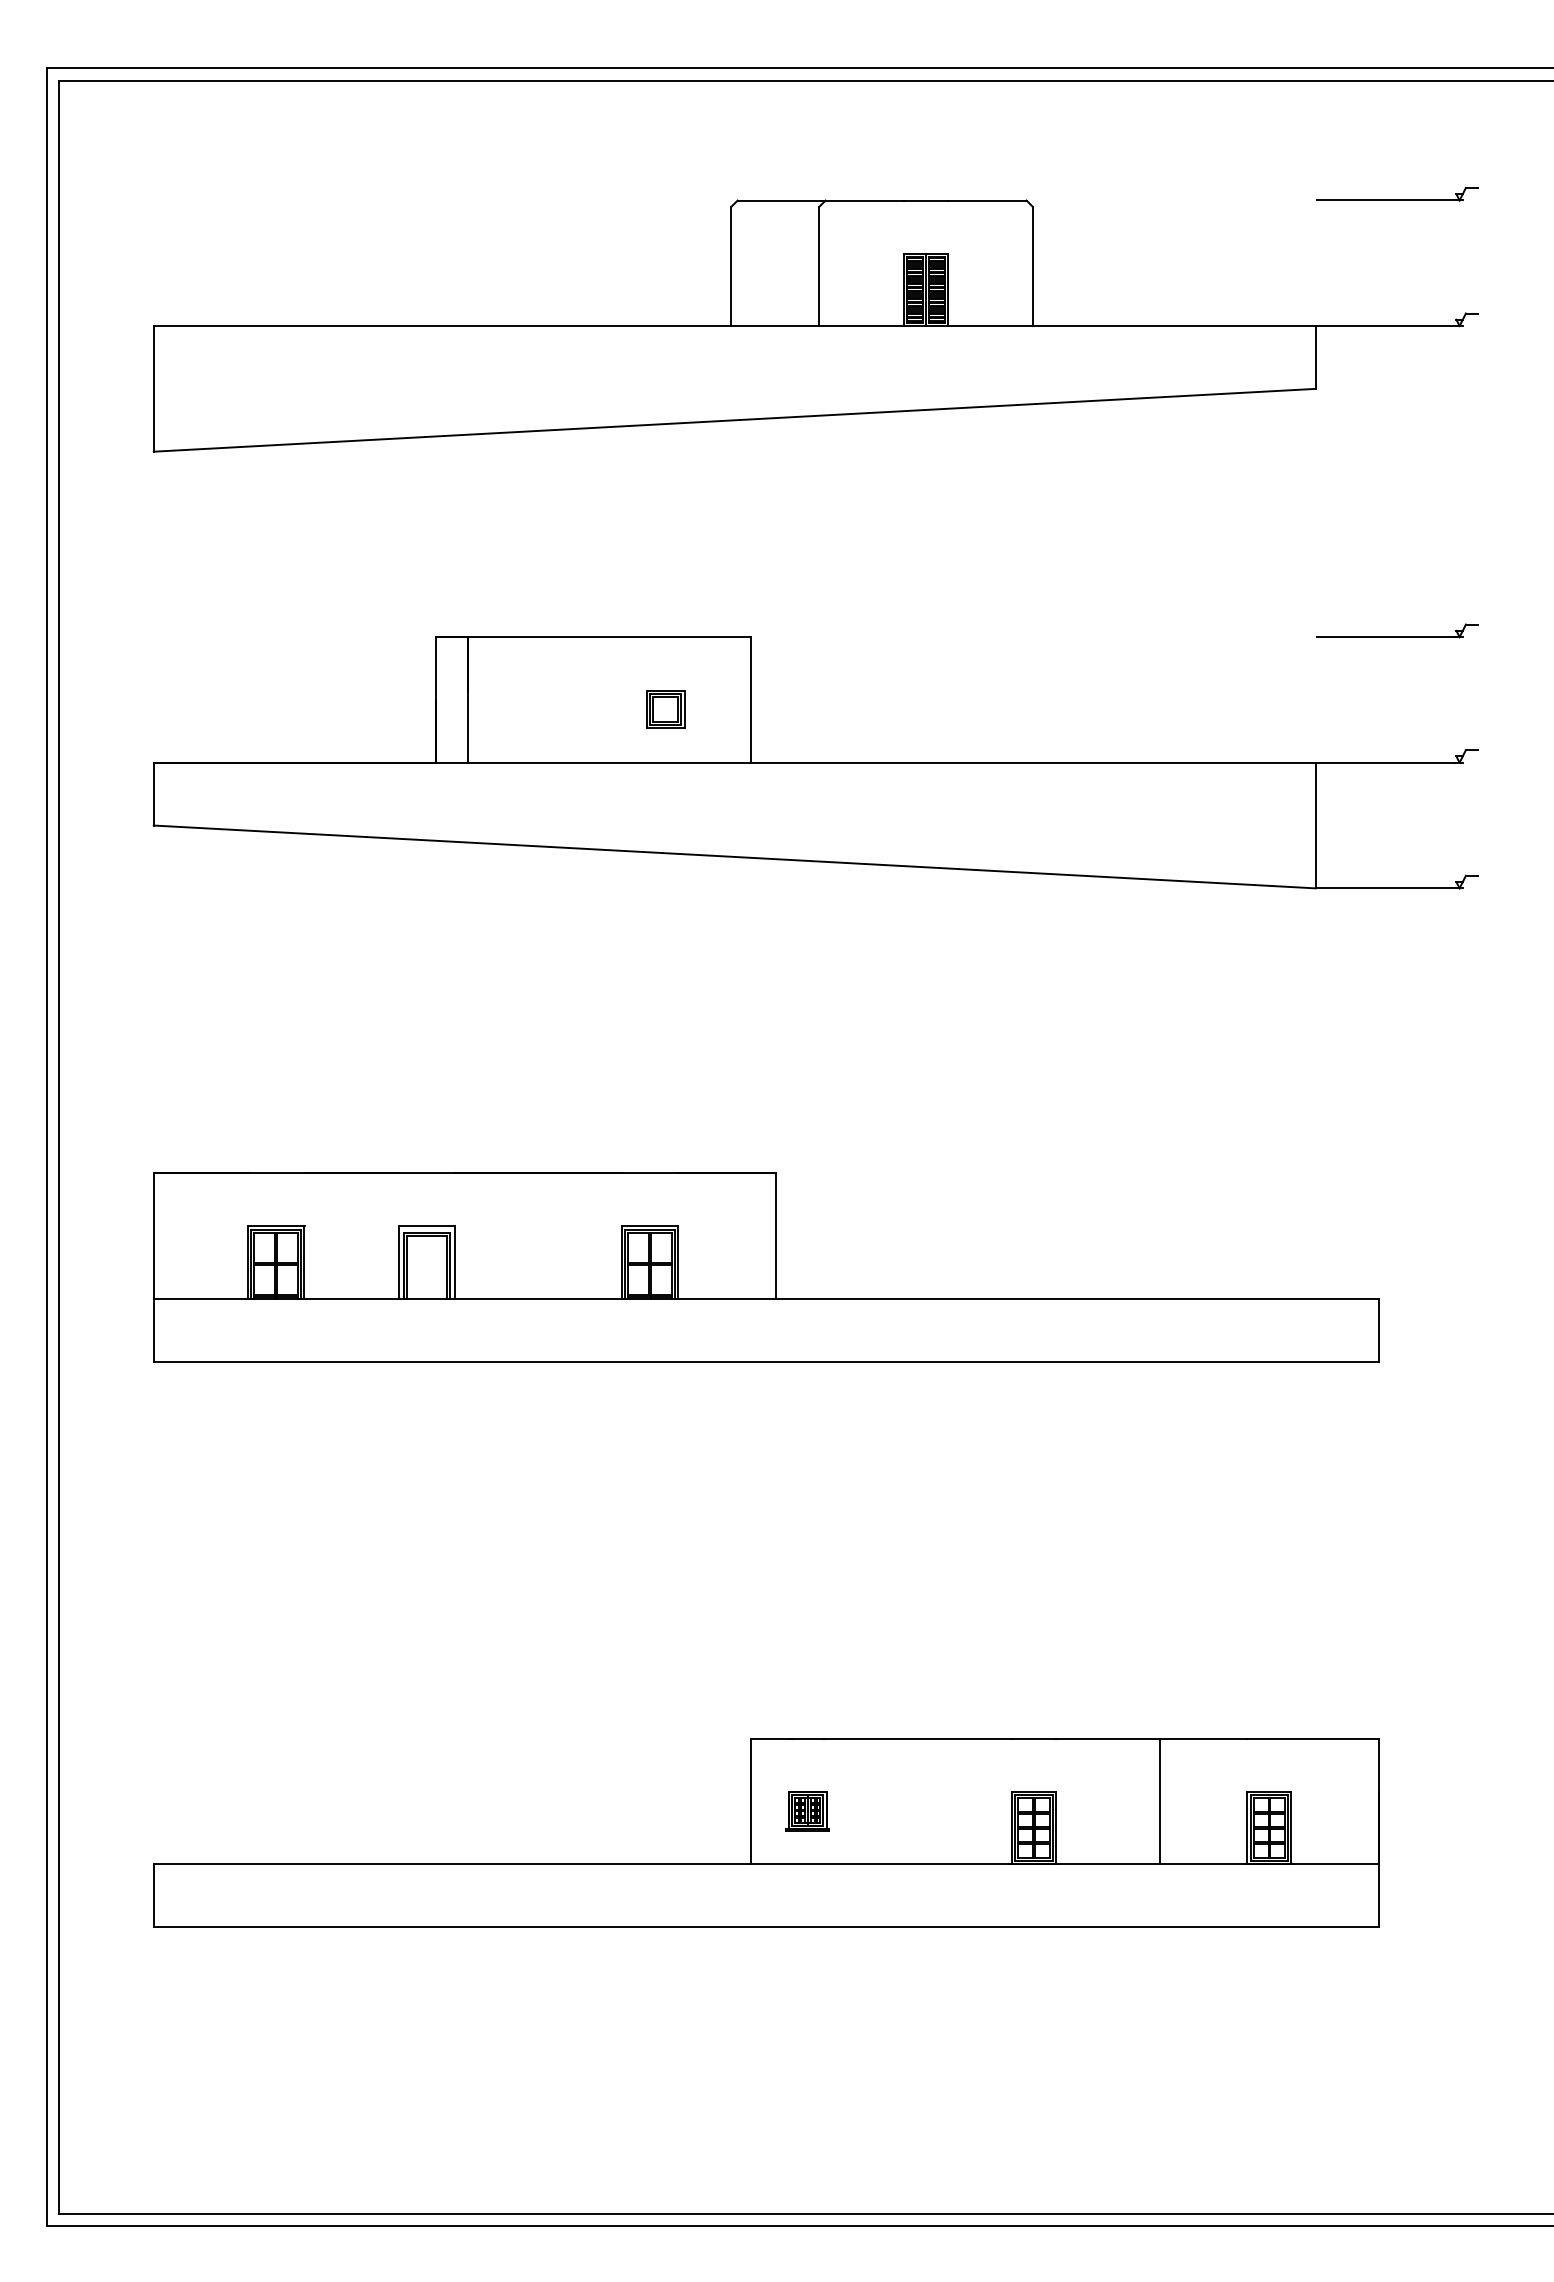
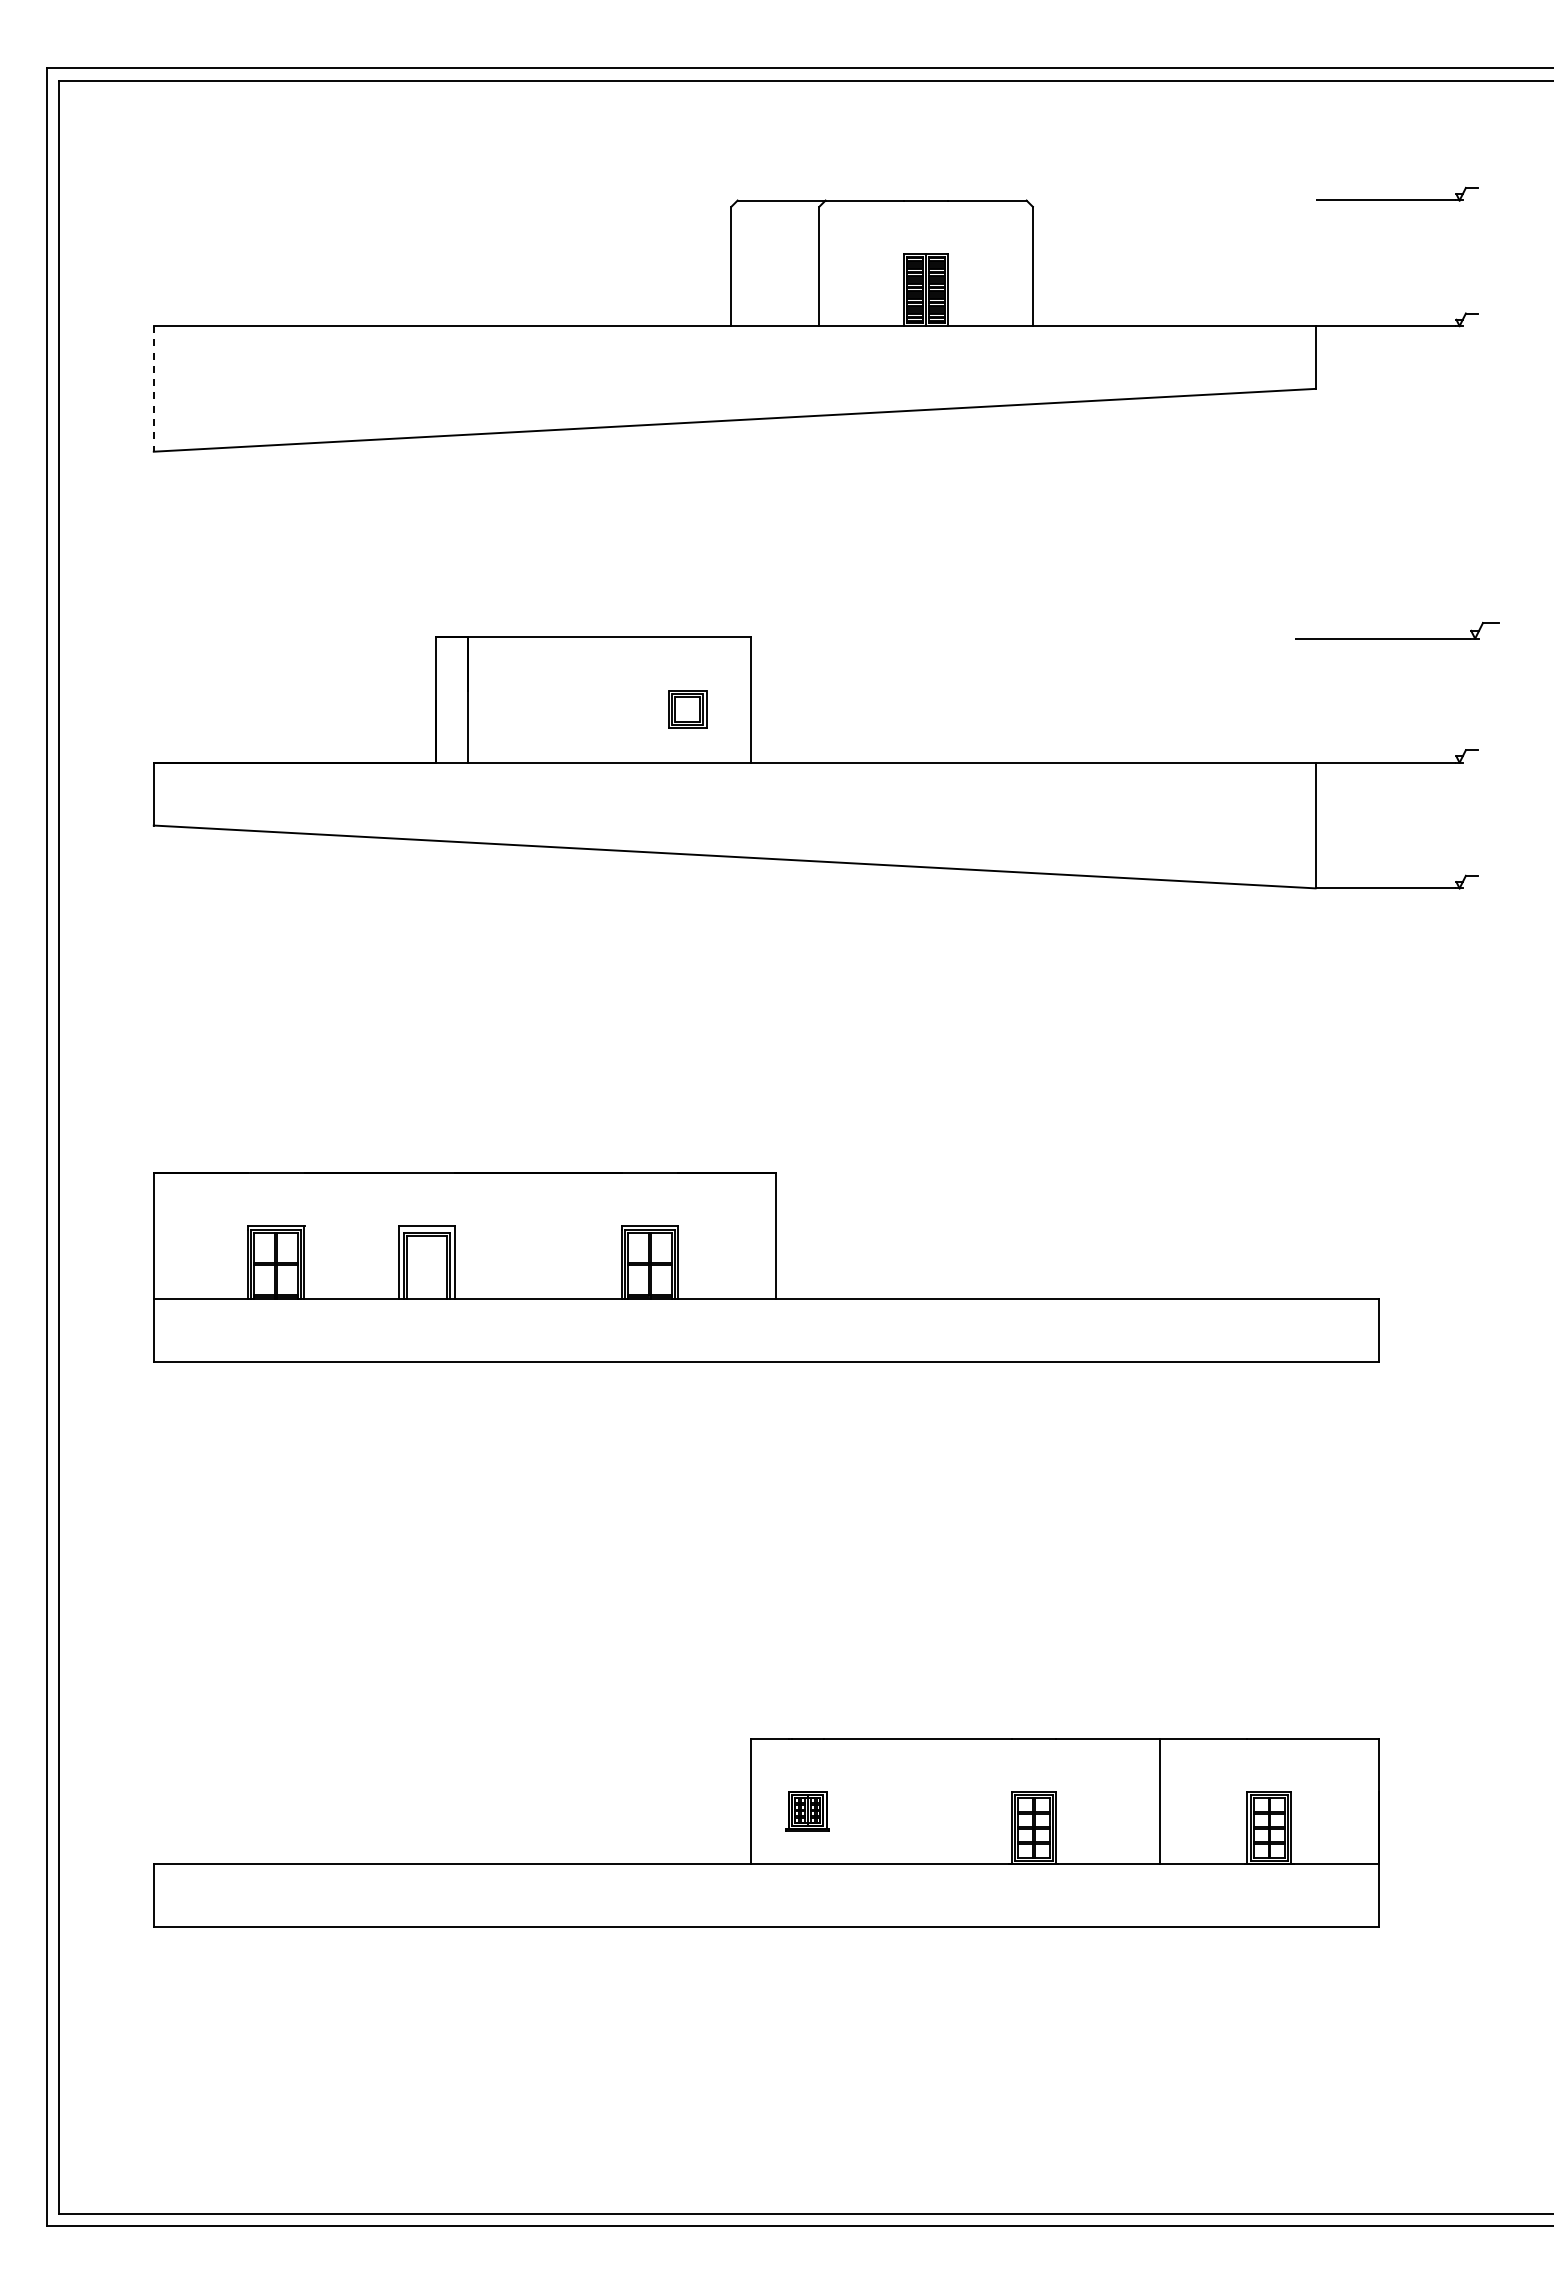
line: solid -> dashed (153, 388)
part size: 163x16 px -> 205x18 px (1397, 630)
part position: (665, 709) -> (687, 709) (687, 709)
